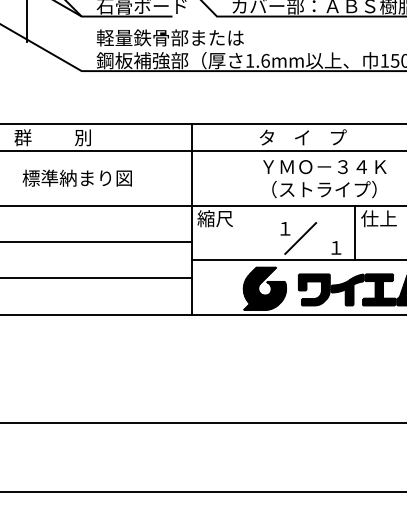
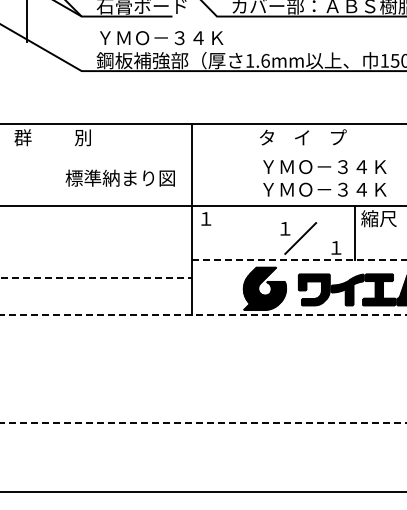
text: 軽量鉄骨部または -> ＹＭＯ－３４Ｋ (169, 37)
line: present -> none (202, 151)
text position: (76, 177) -> (119, 177) (119, 177)
text: （ストライプ） -> ＹＭＯ－３４Ｋ (324, 189)
text: 縮尺 -> １ (214, 218)
text: 仕上 -> 縮尺 (378, 218)
line: present -> none (96, 242)
line: solid -> dashed (299, 260)
line: solid -> dashed (96, 278)
line: solid -> dashed (203, 314)
line: solid -> dashed (203, 423)
